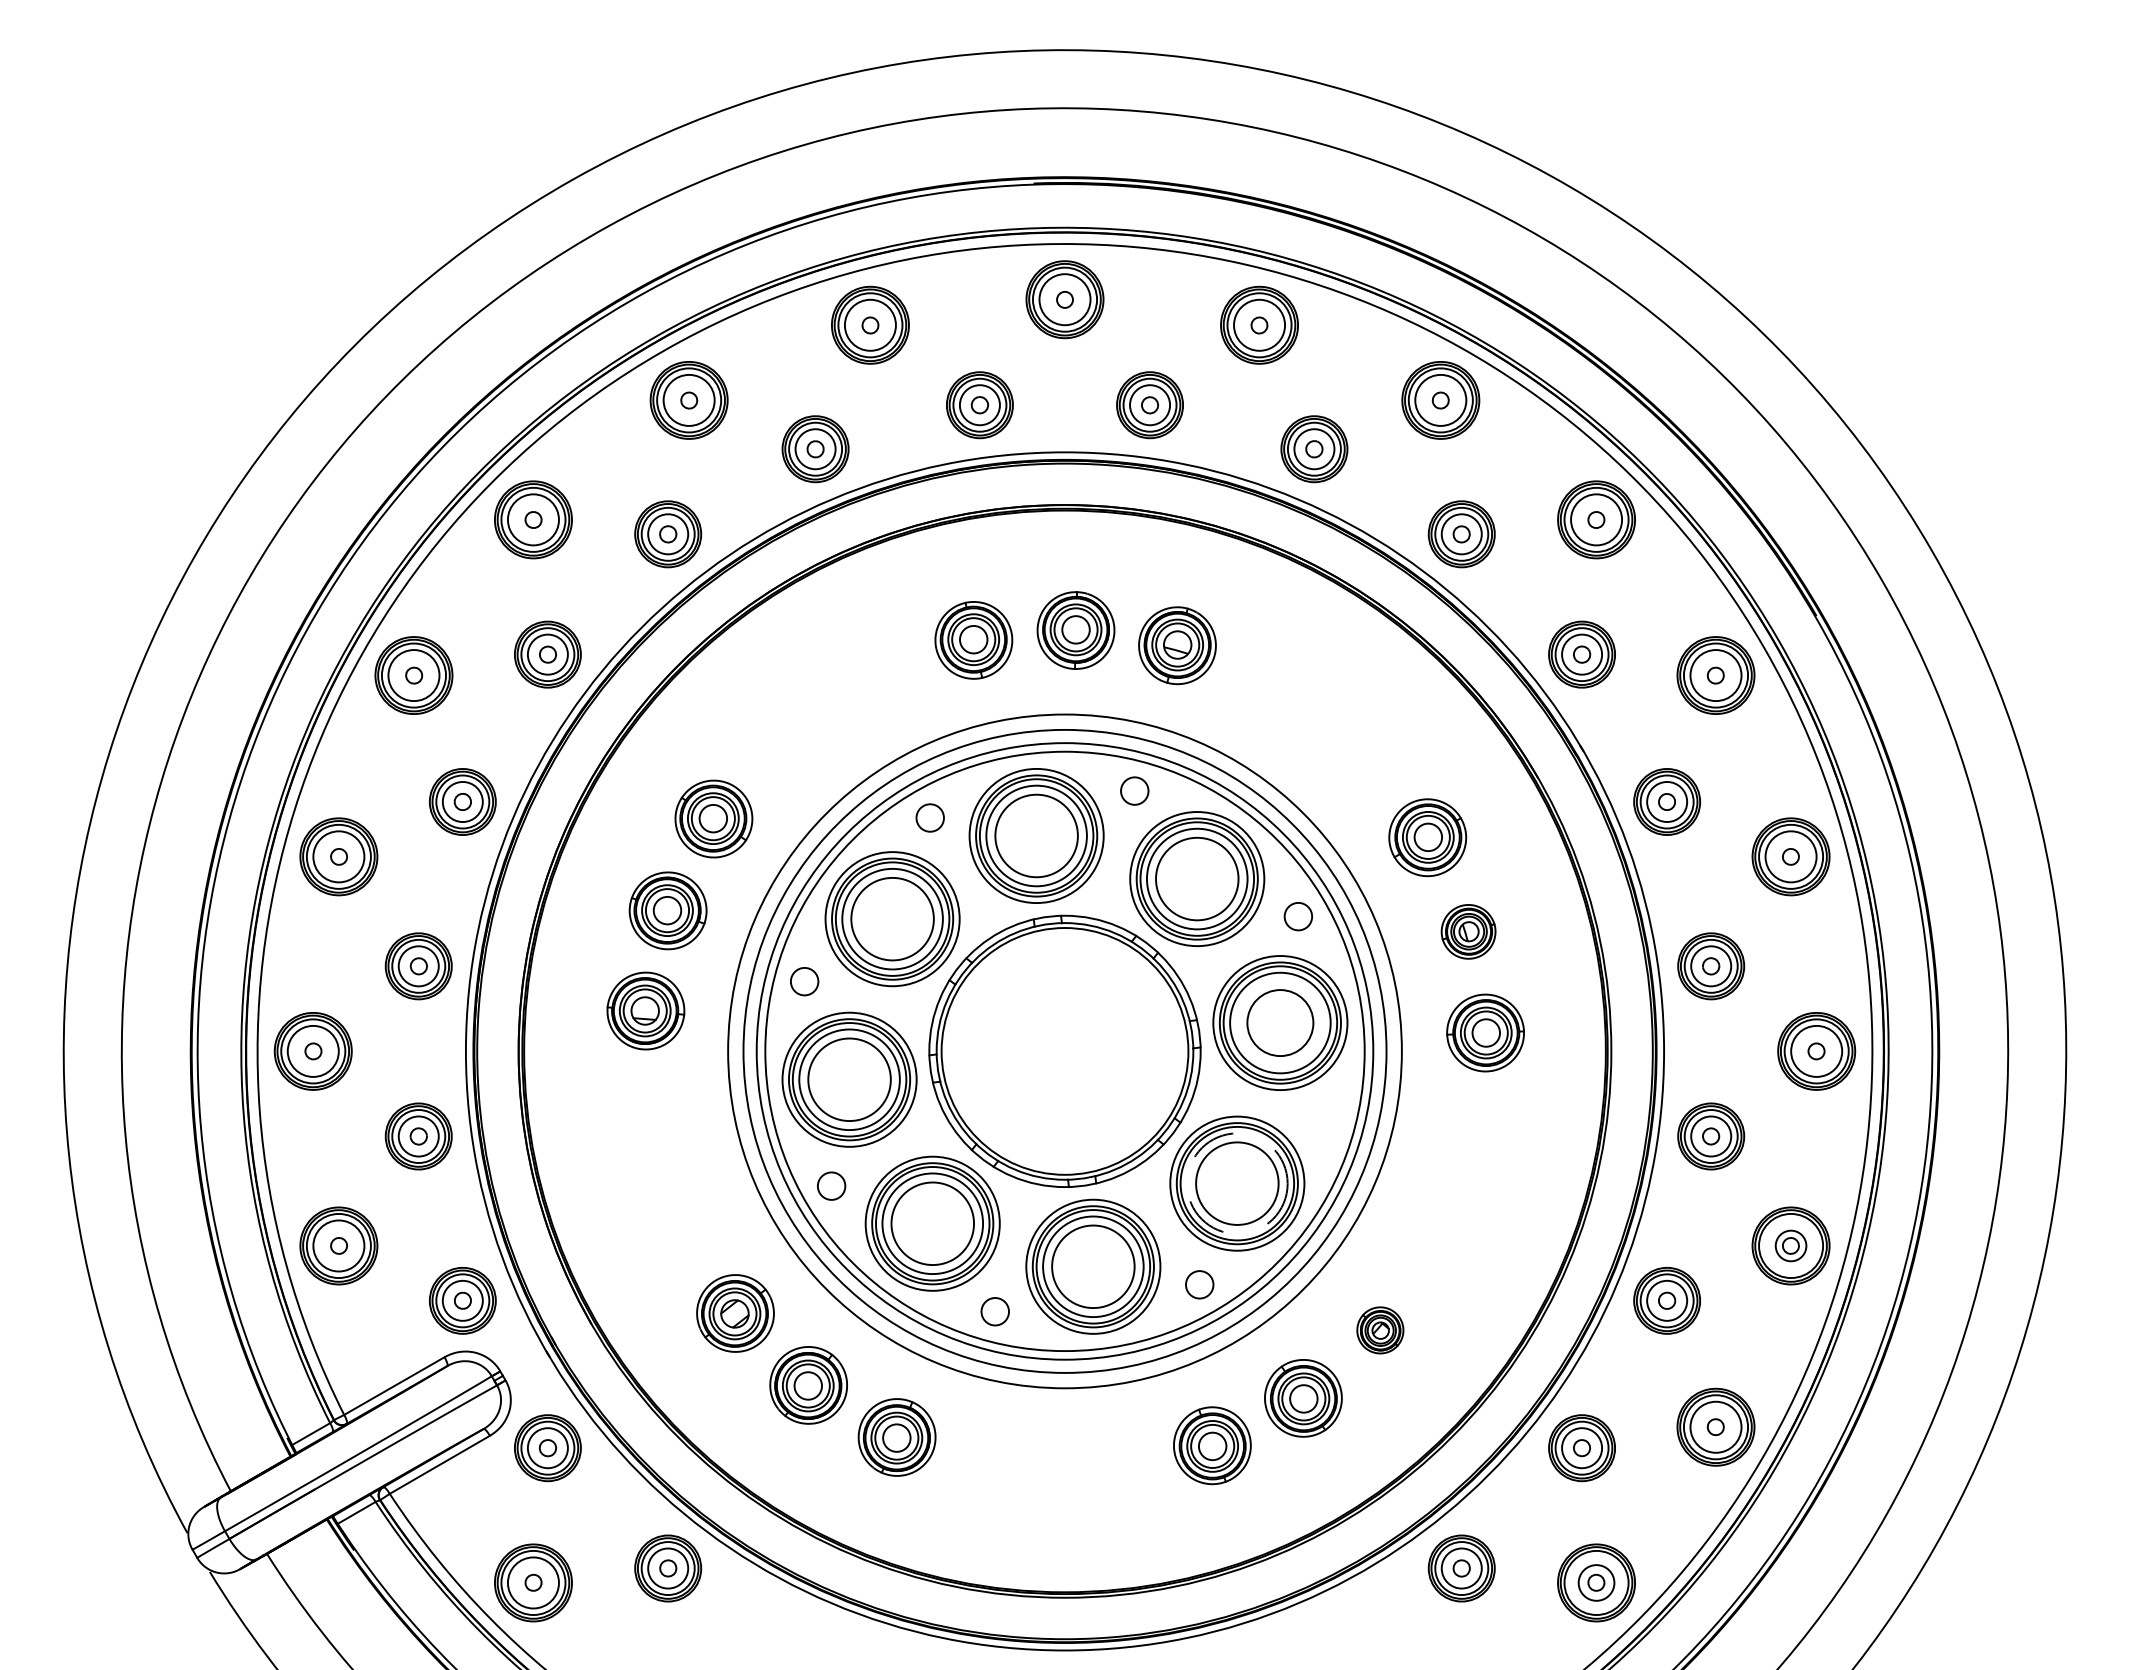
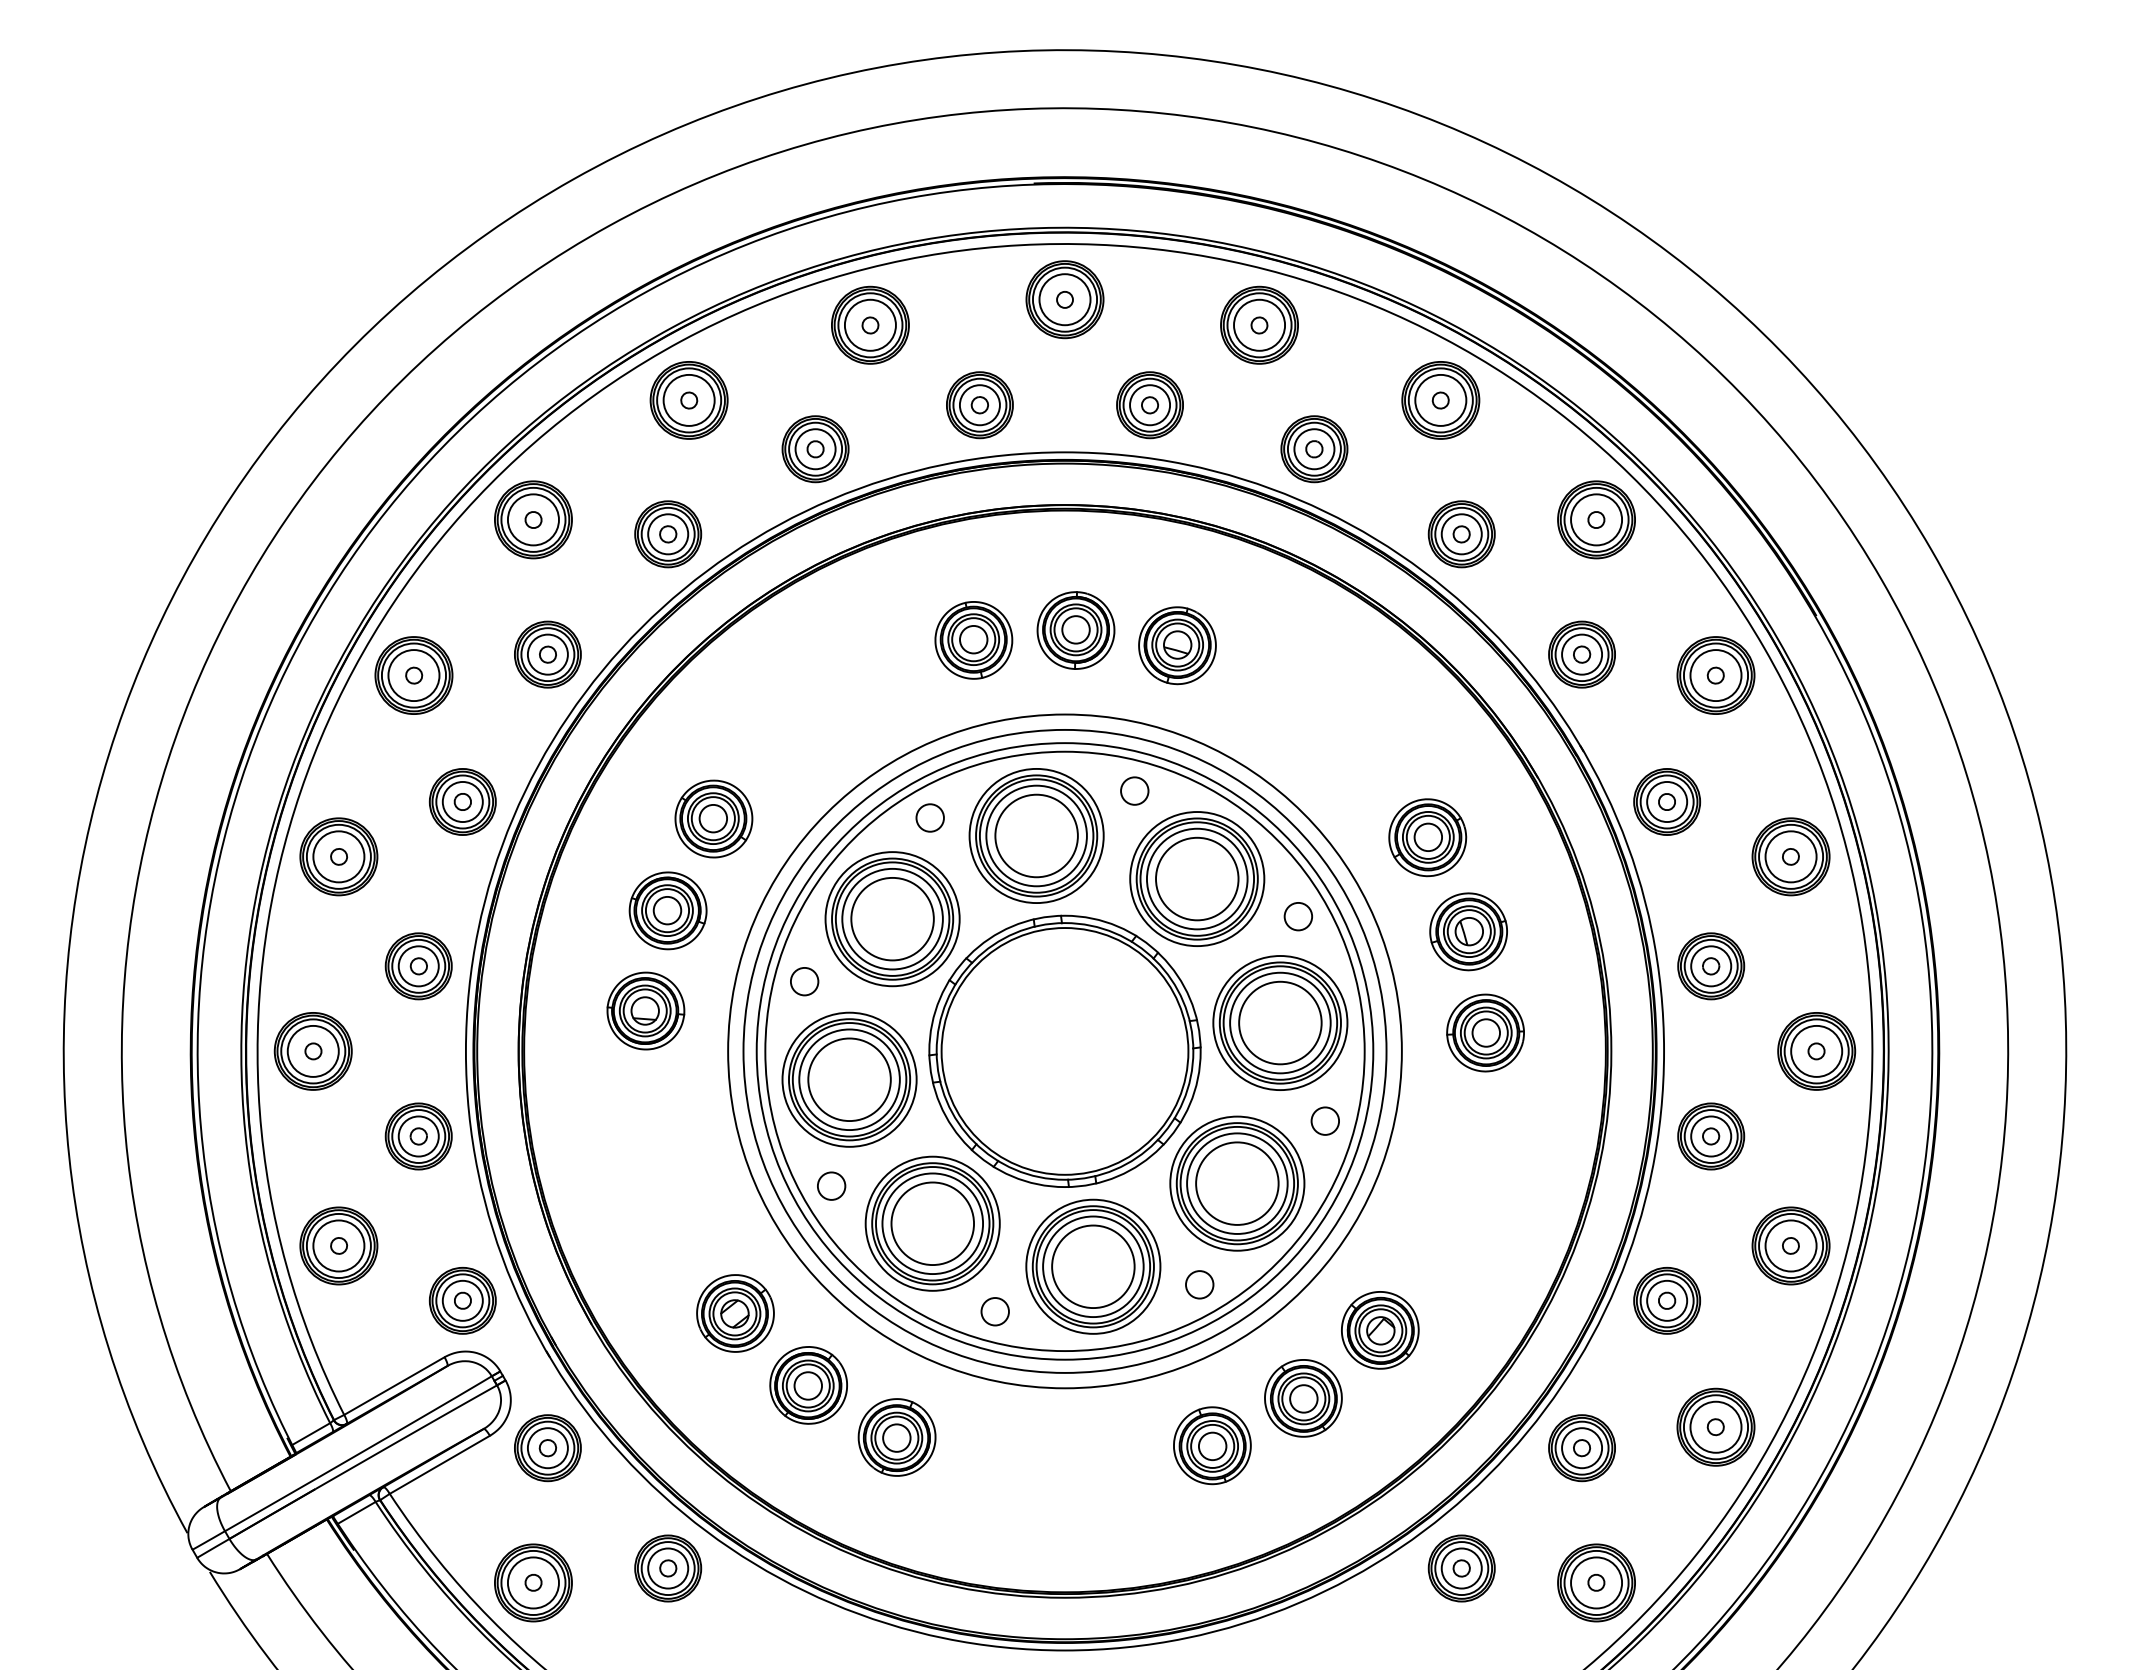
part size: 57x56 px -> 79x80 px (1468, 931)
circle diameter: 66 px -> 83 px (1280, 1022)
circle: none -> present (1324, 1120)
circle: dashed -> solid (1237, 1183)
circle diameter: 31 px -> 51 px (1790, 1245)
part size: 49x49 px -> 79x79 px (1380, 1330)
circle diameter: 36 px -> 51 px (1596, 1582)
